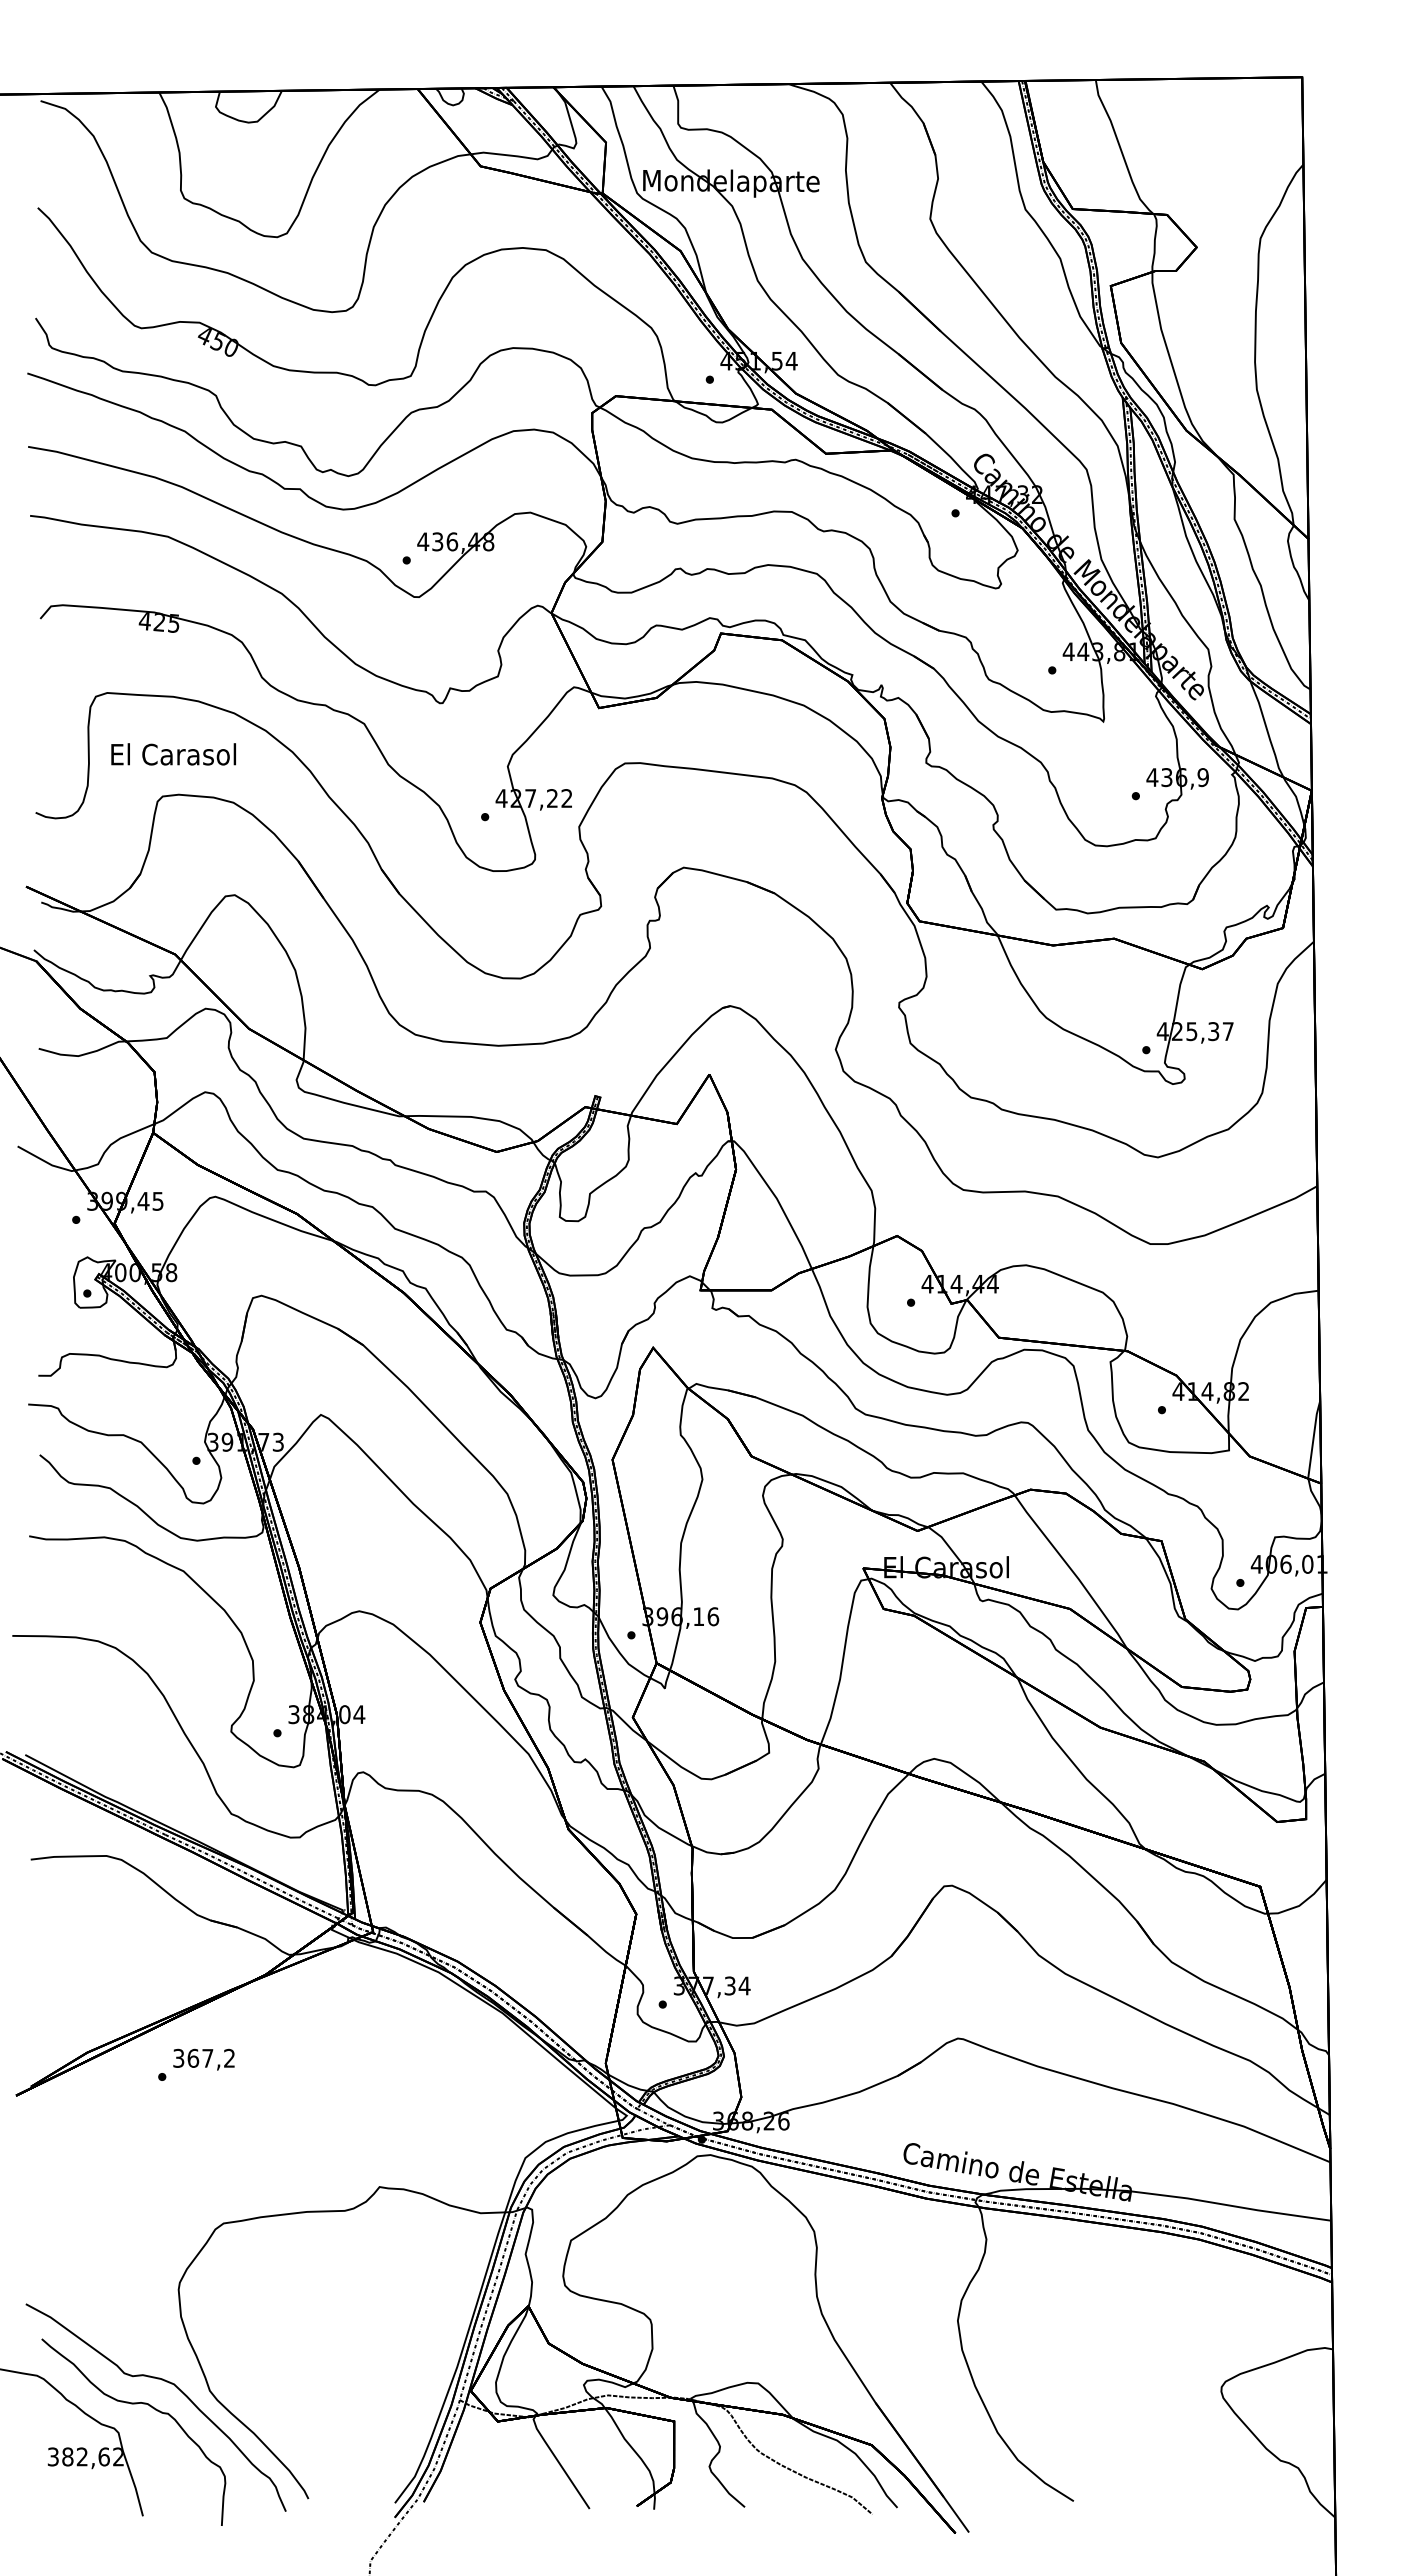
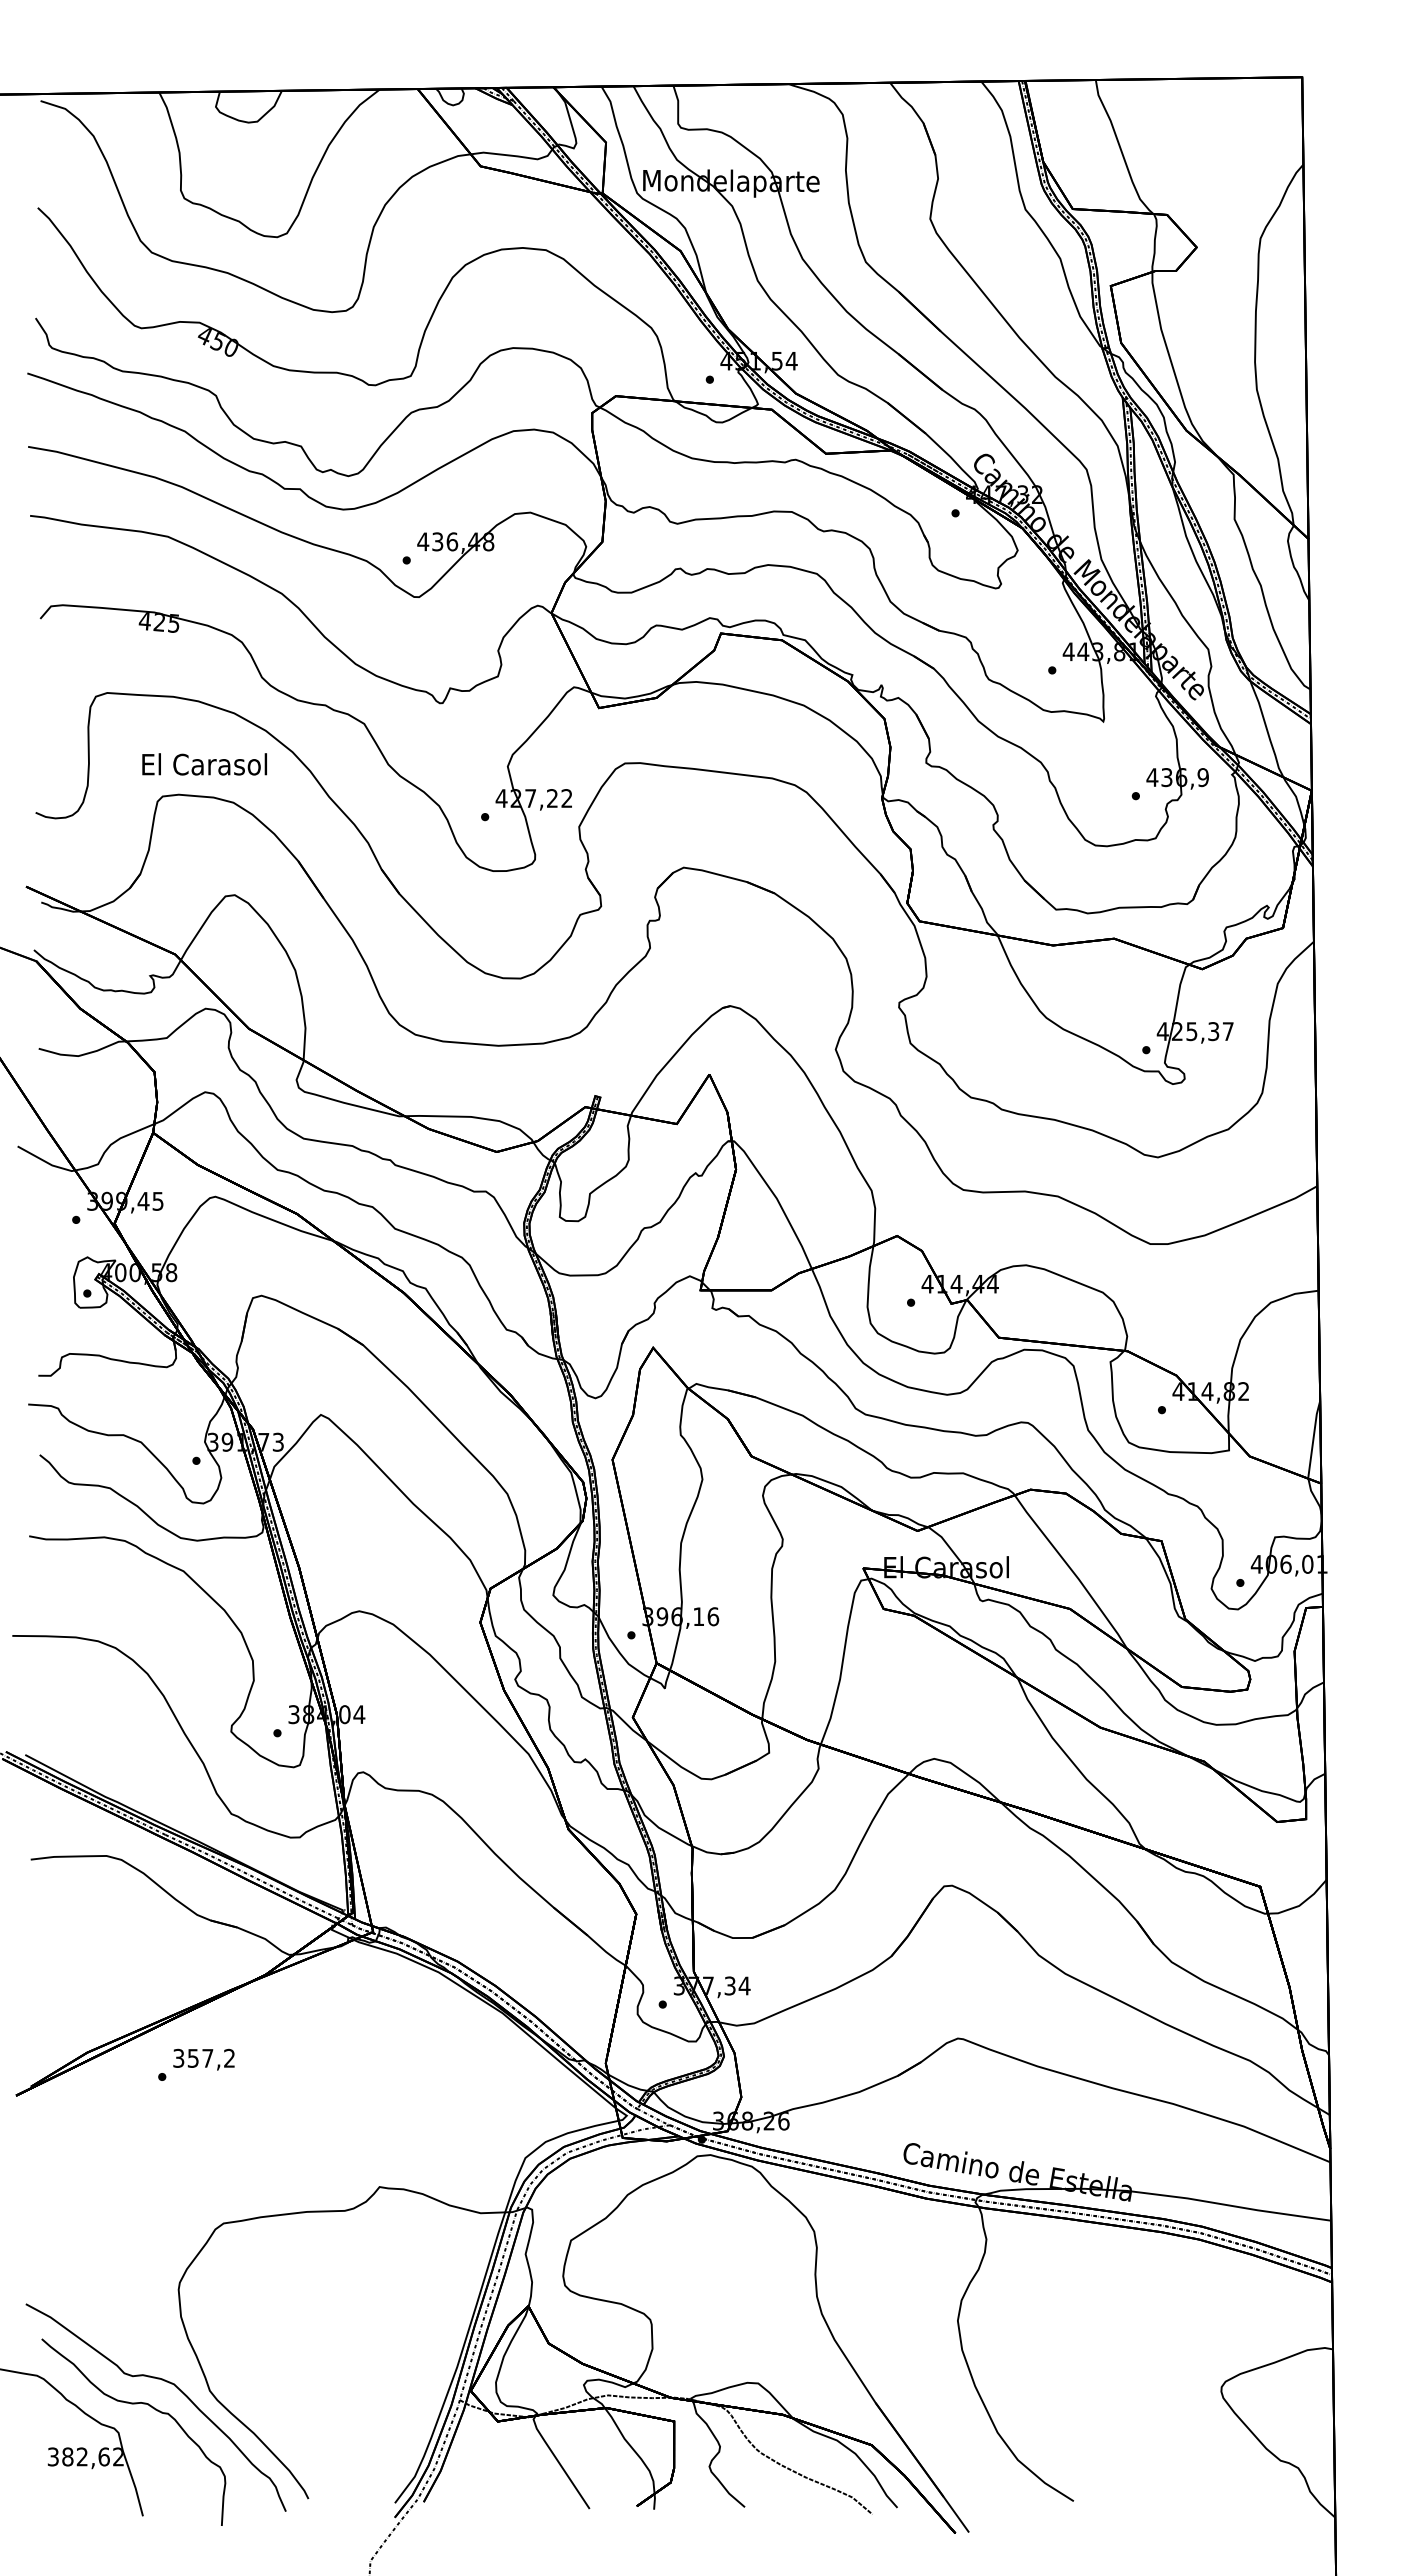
text position: (173, 754) -> (204, 764) (204, 764)
text: 367,2 -> 357,2 (193, 2057)
